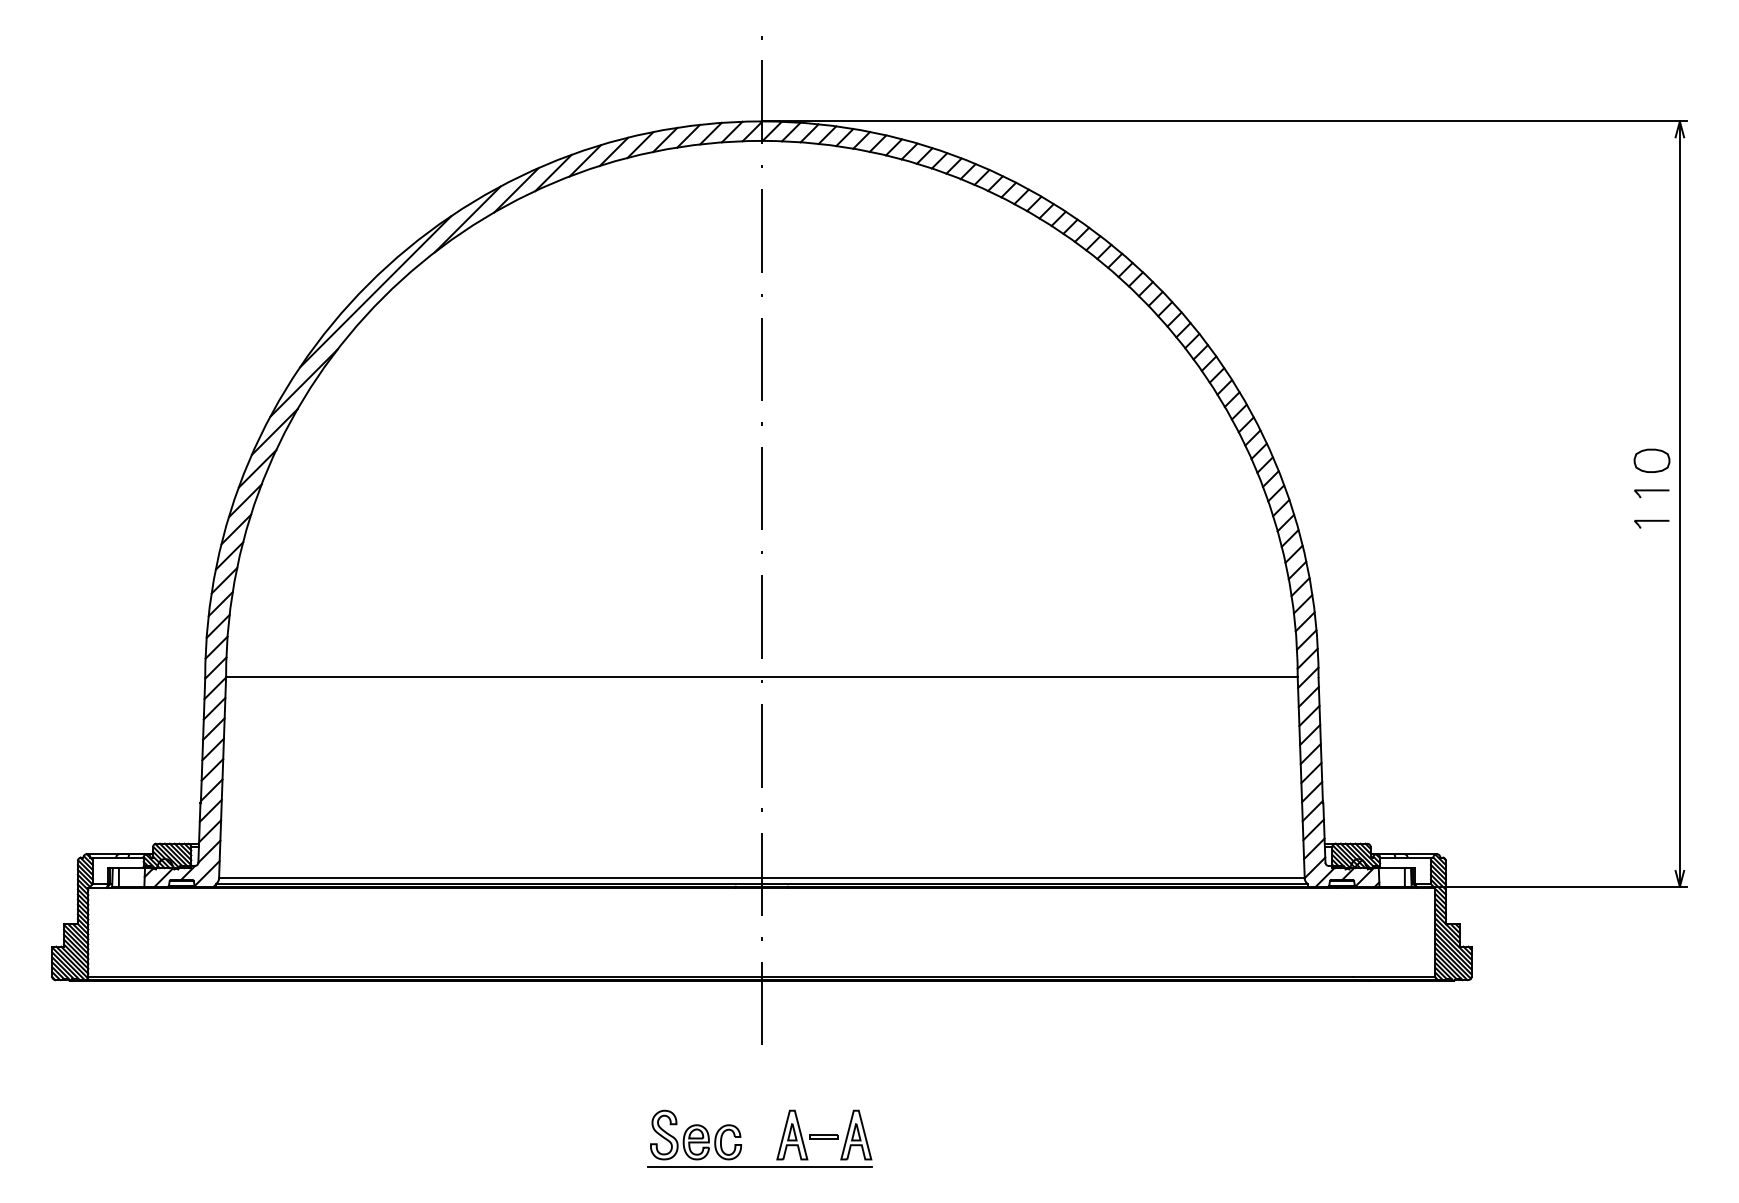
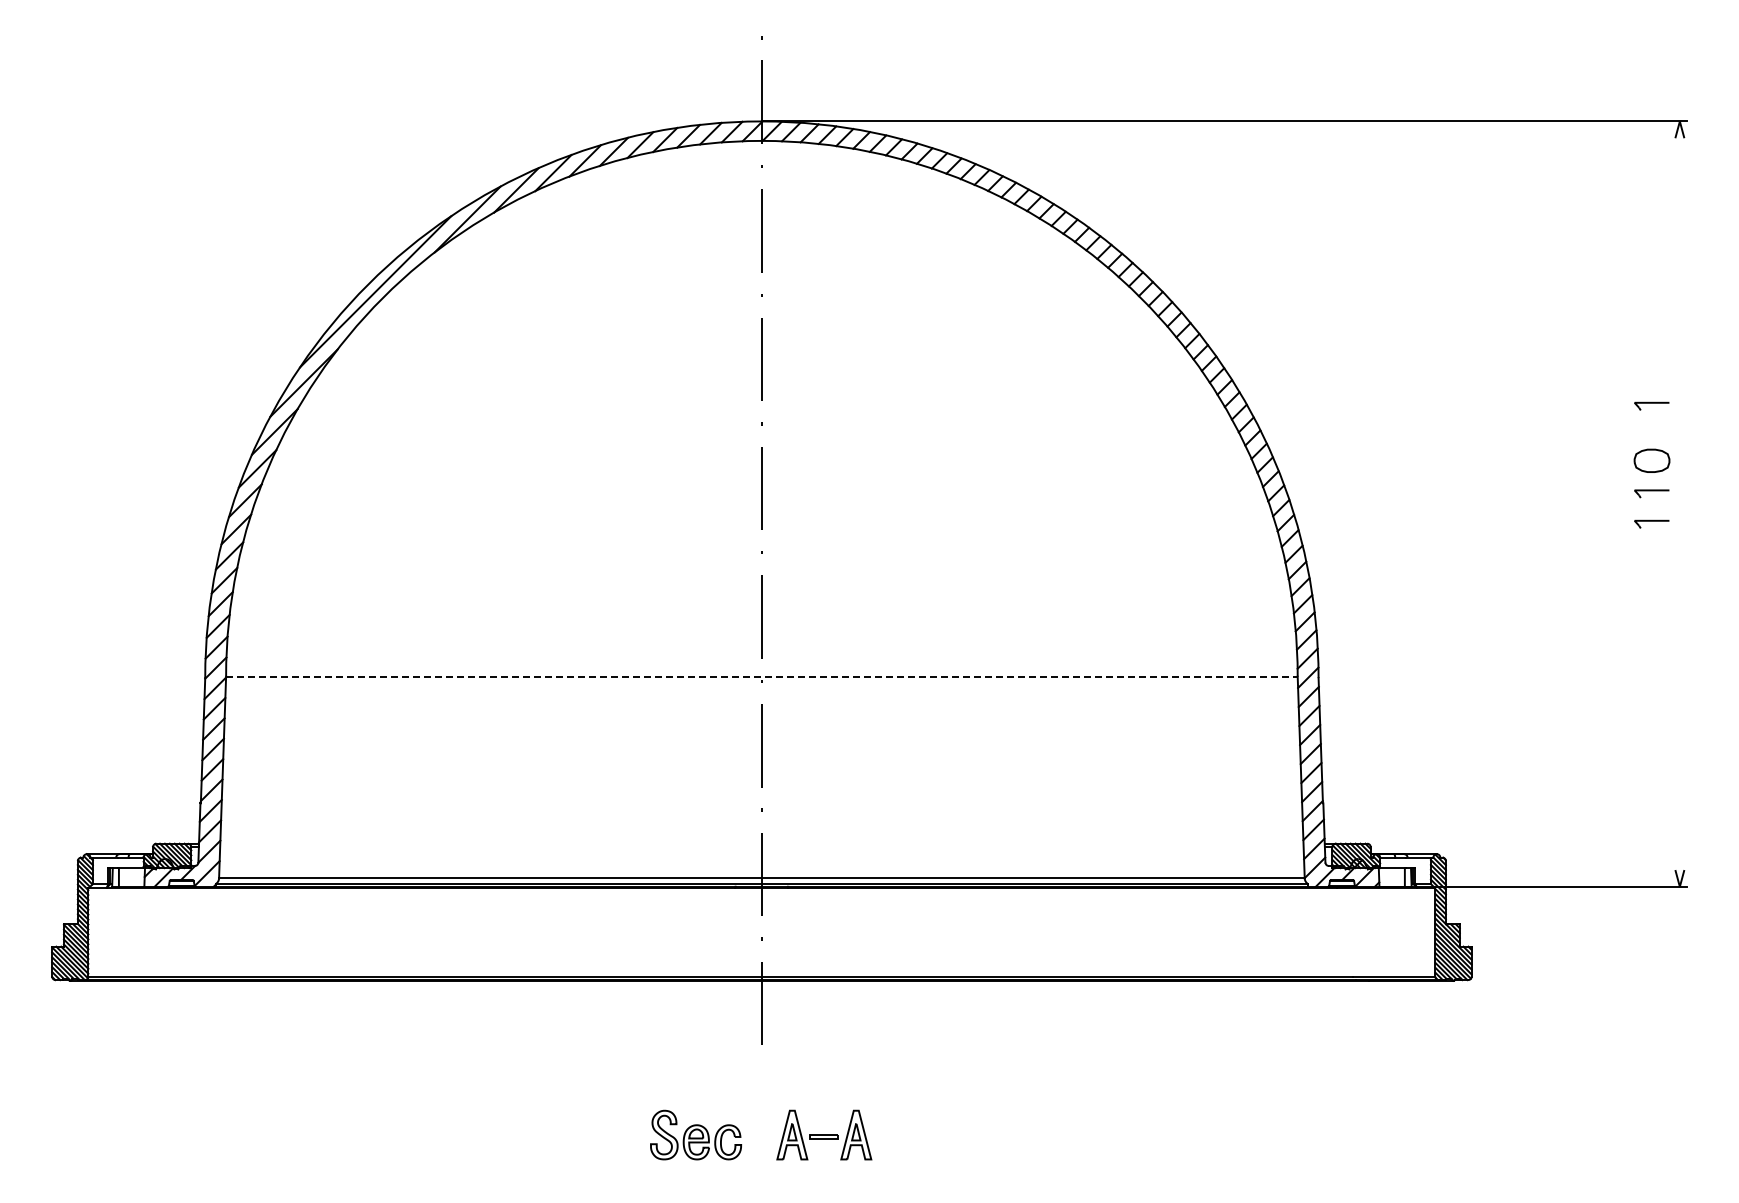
part: none -> present (1651, 405)
line: present -> none (1679, 503)
line: solid -> dashed (761, 676)
line: present -> none (760, 1166)
